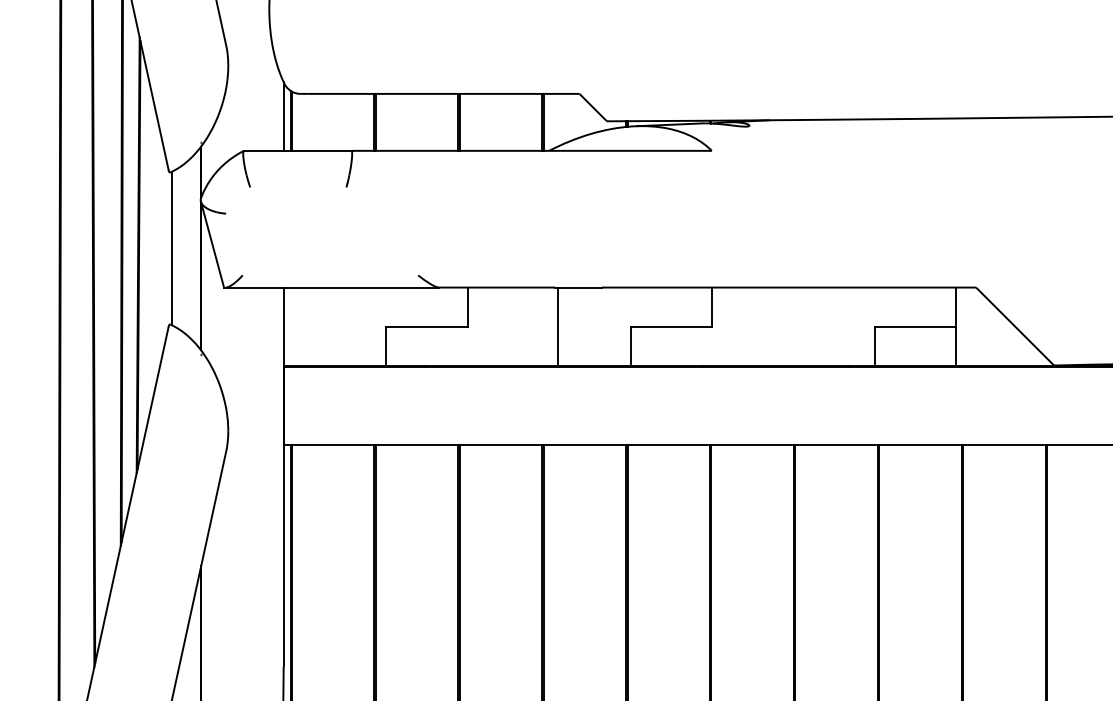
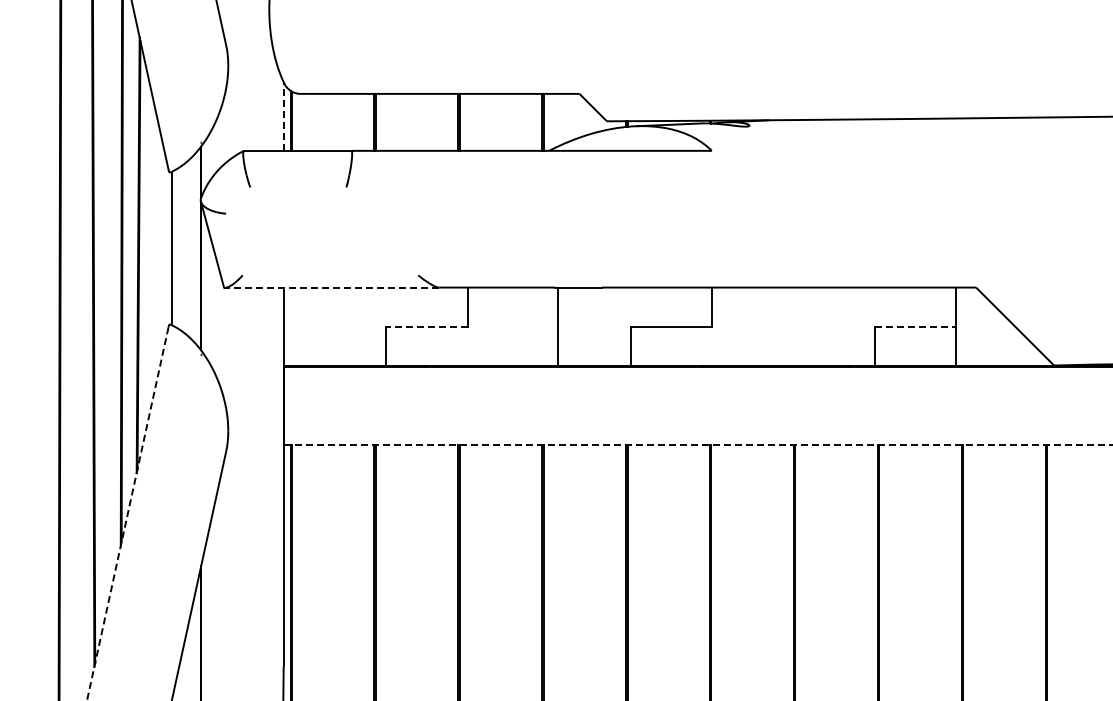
line: solid -> dashed (283, 116)
line: solid -> dashed (331, 287)
line: solid -> dashed (427, 326)
line: solid -> dashed (915, 326)
line: solid -> dashed (698, 445)
line: solid -> dashed (127, 513)
